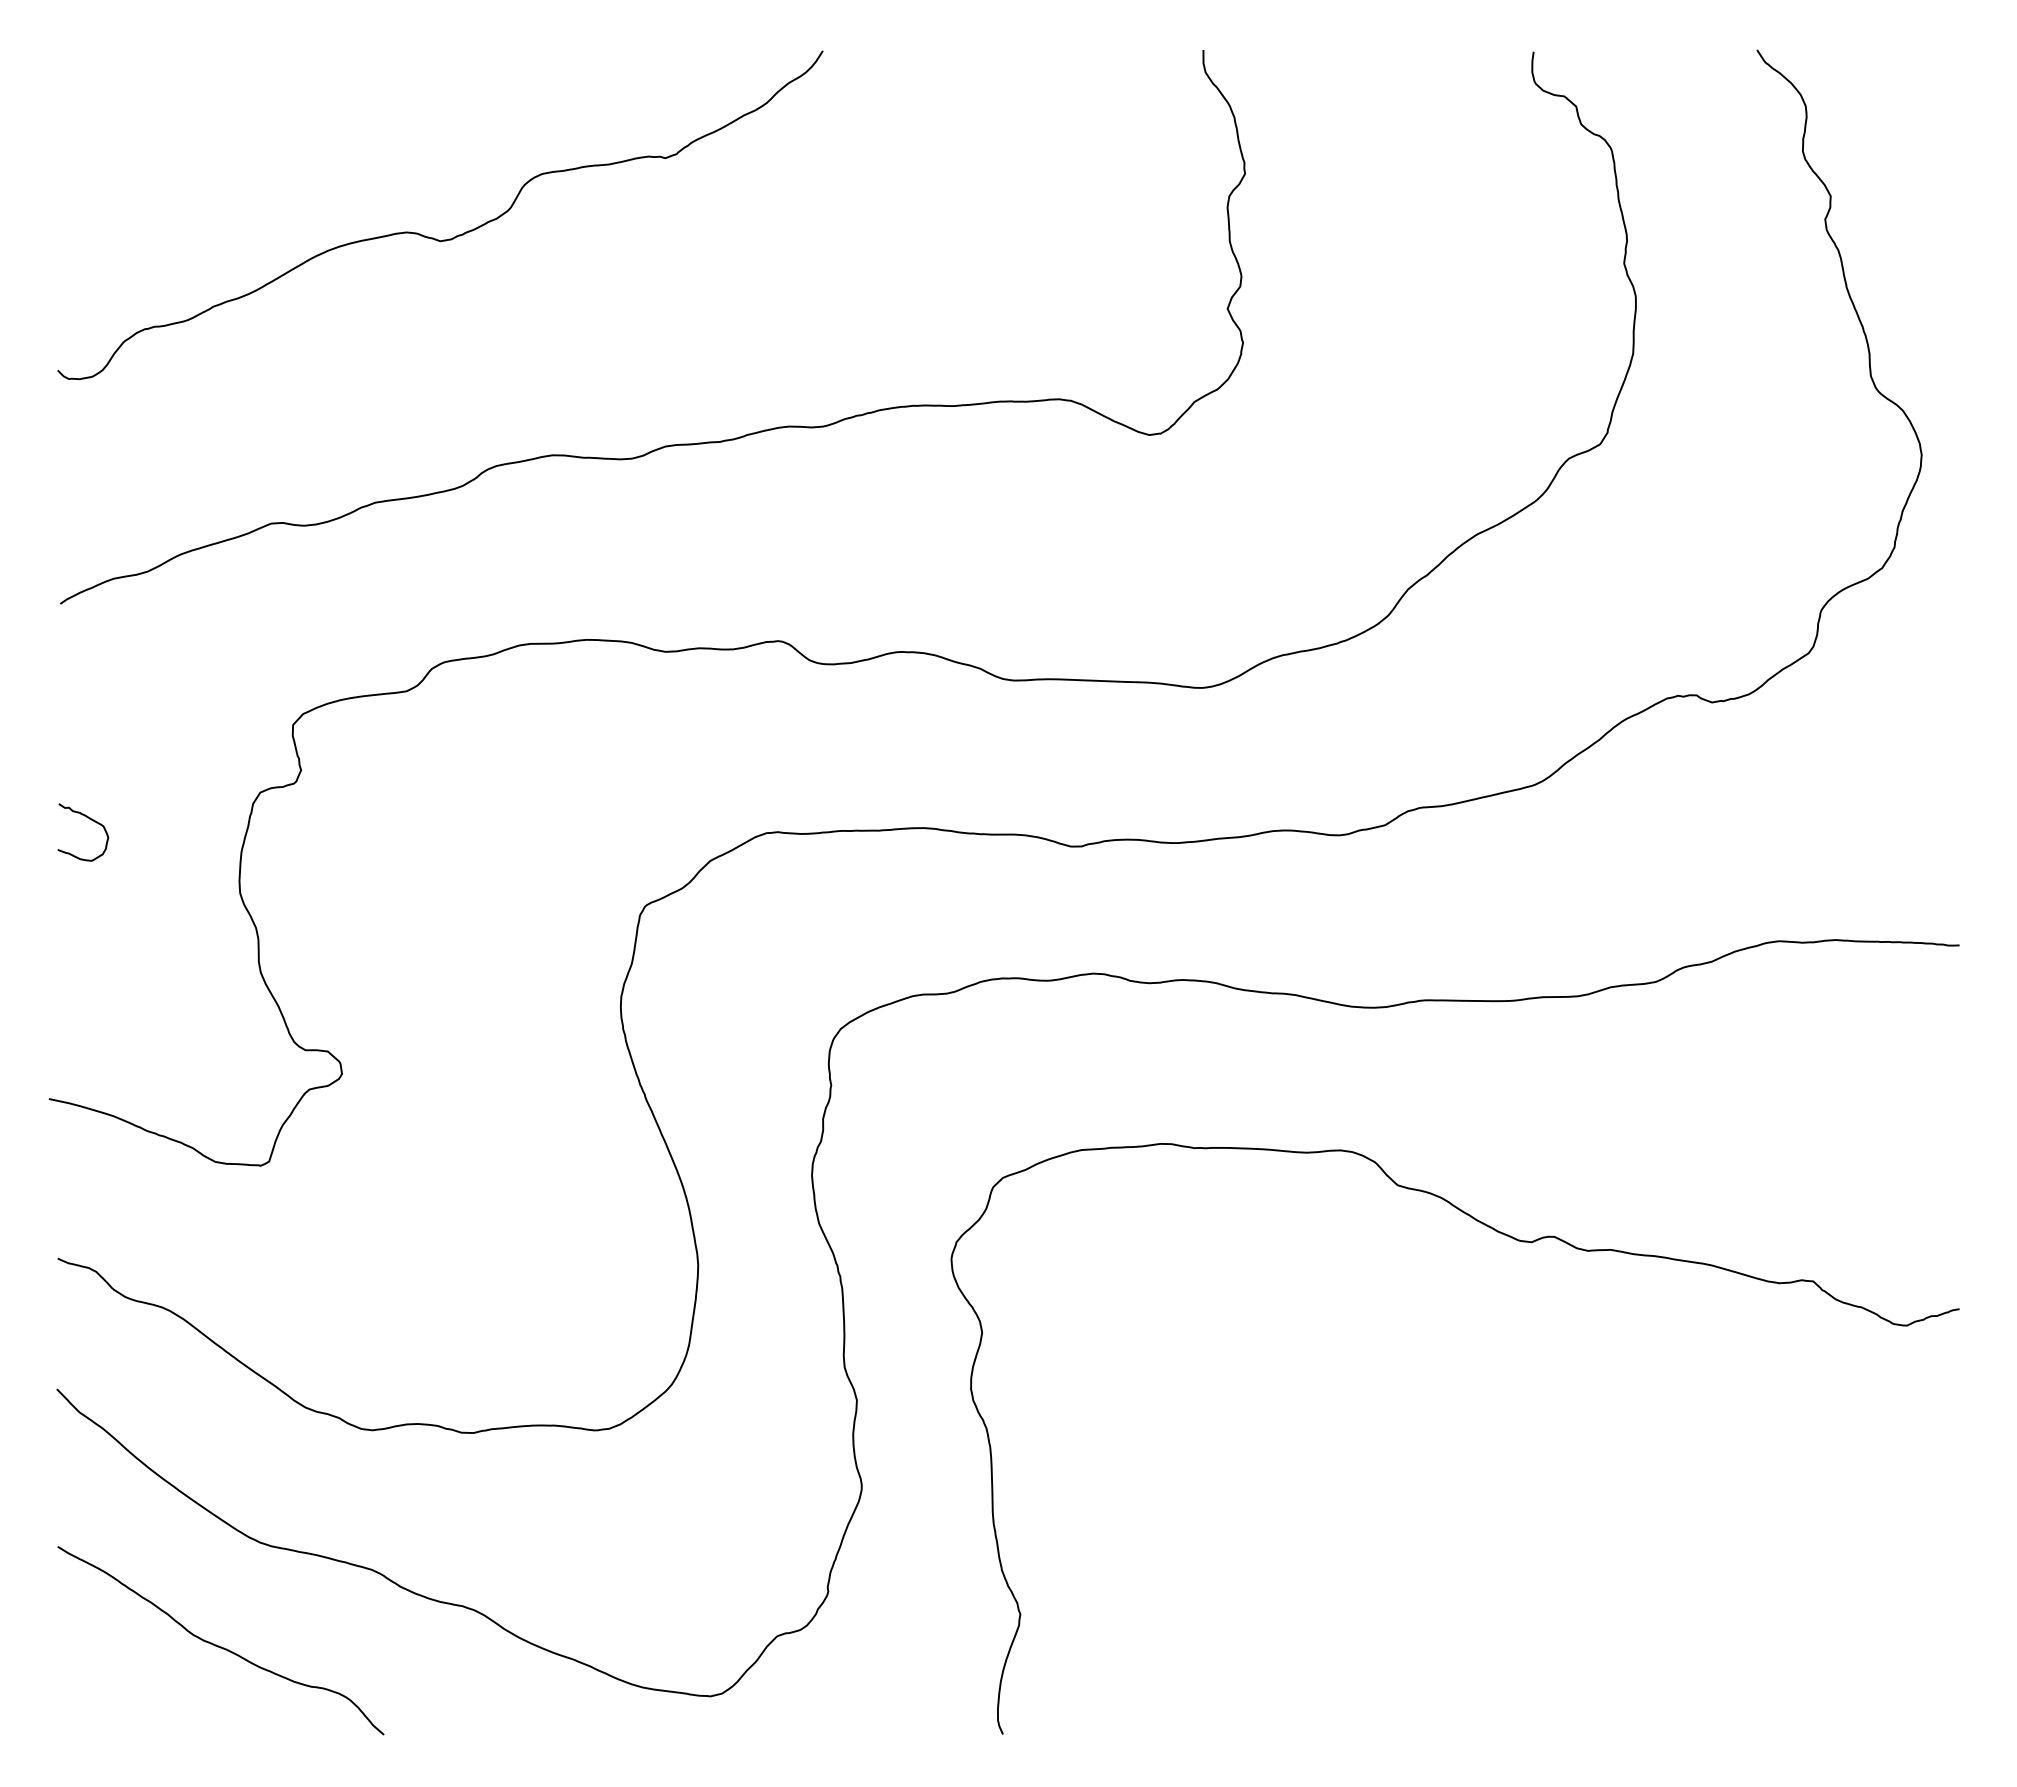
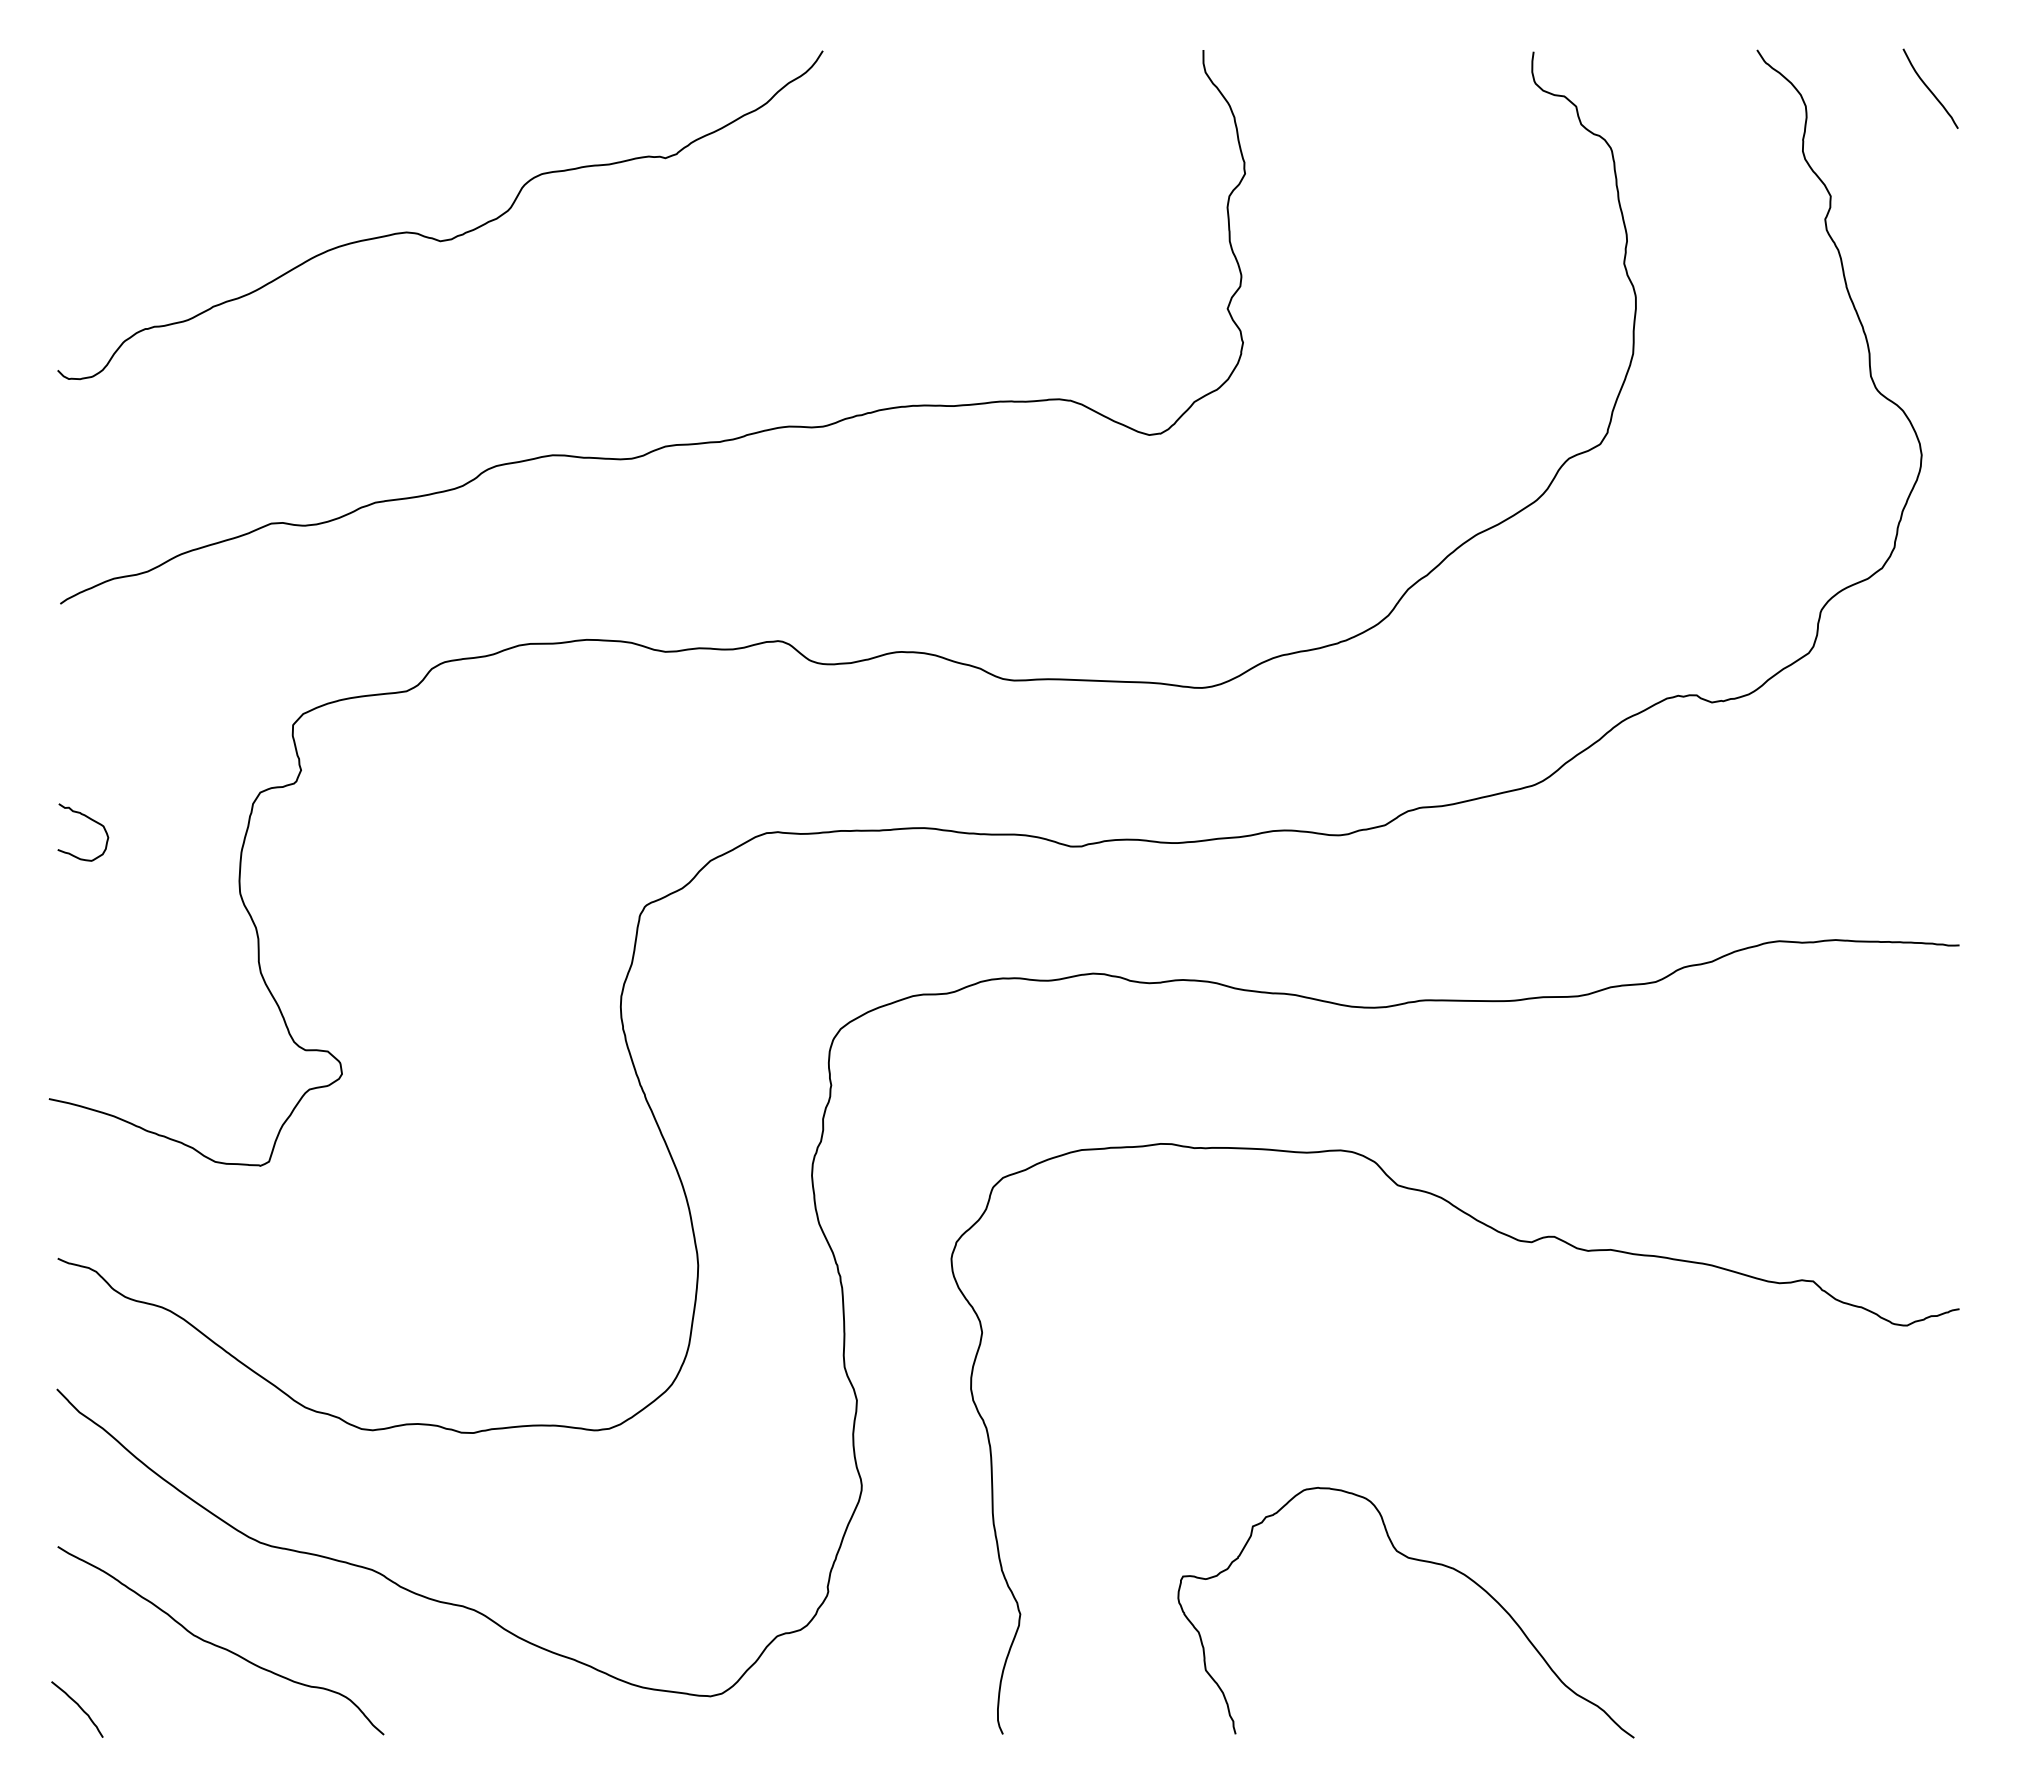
curve: none -> present (1929, 88)
curve: none -> present (1419, 1561)
curve: none -> present (79, 1707)
